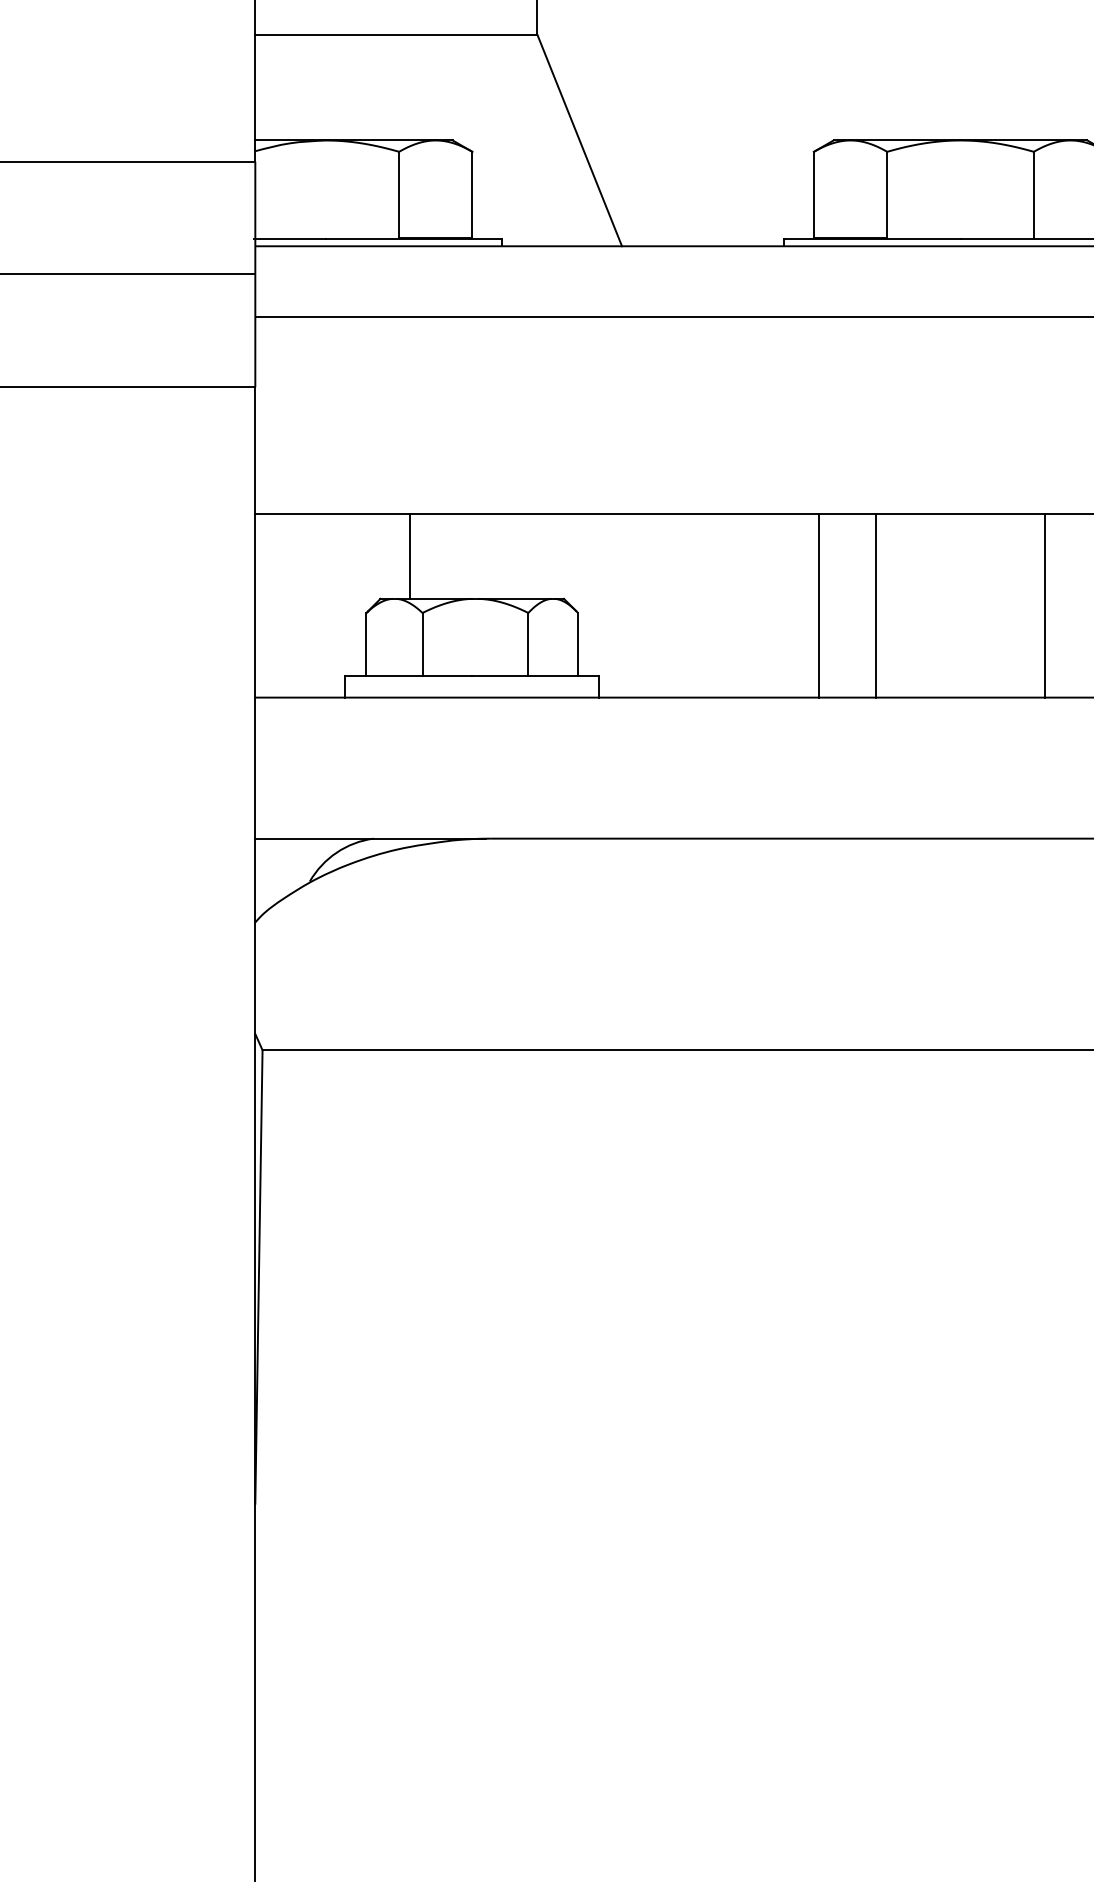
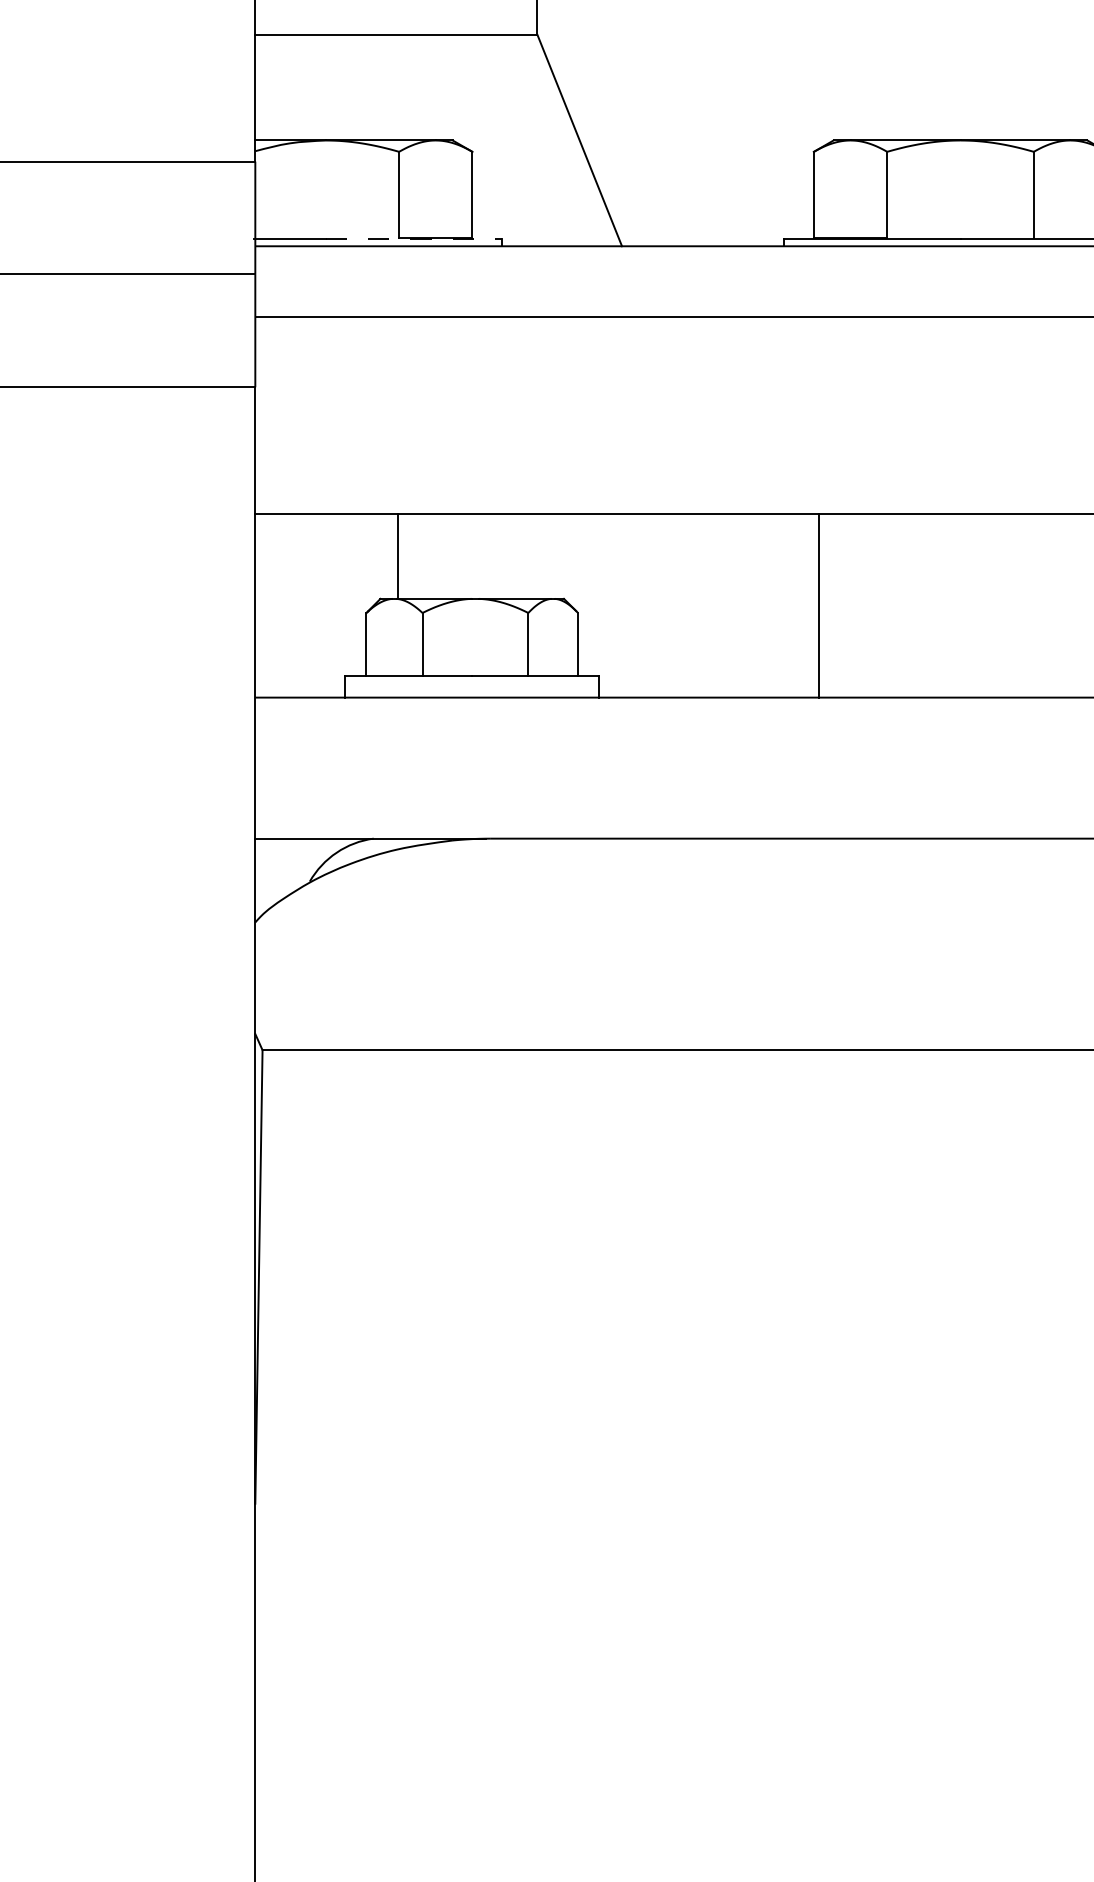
line: solid -> dashed (414, 239)
line position: (410, 556) -> (398, 556) (398, 556)
line: present -> none (875, 605)
line: present -> none (1045, 605)
